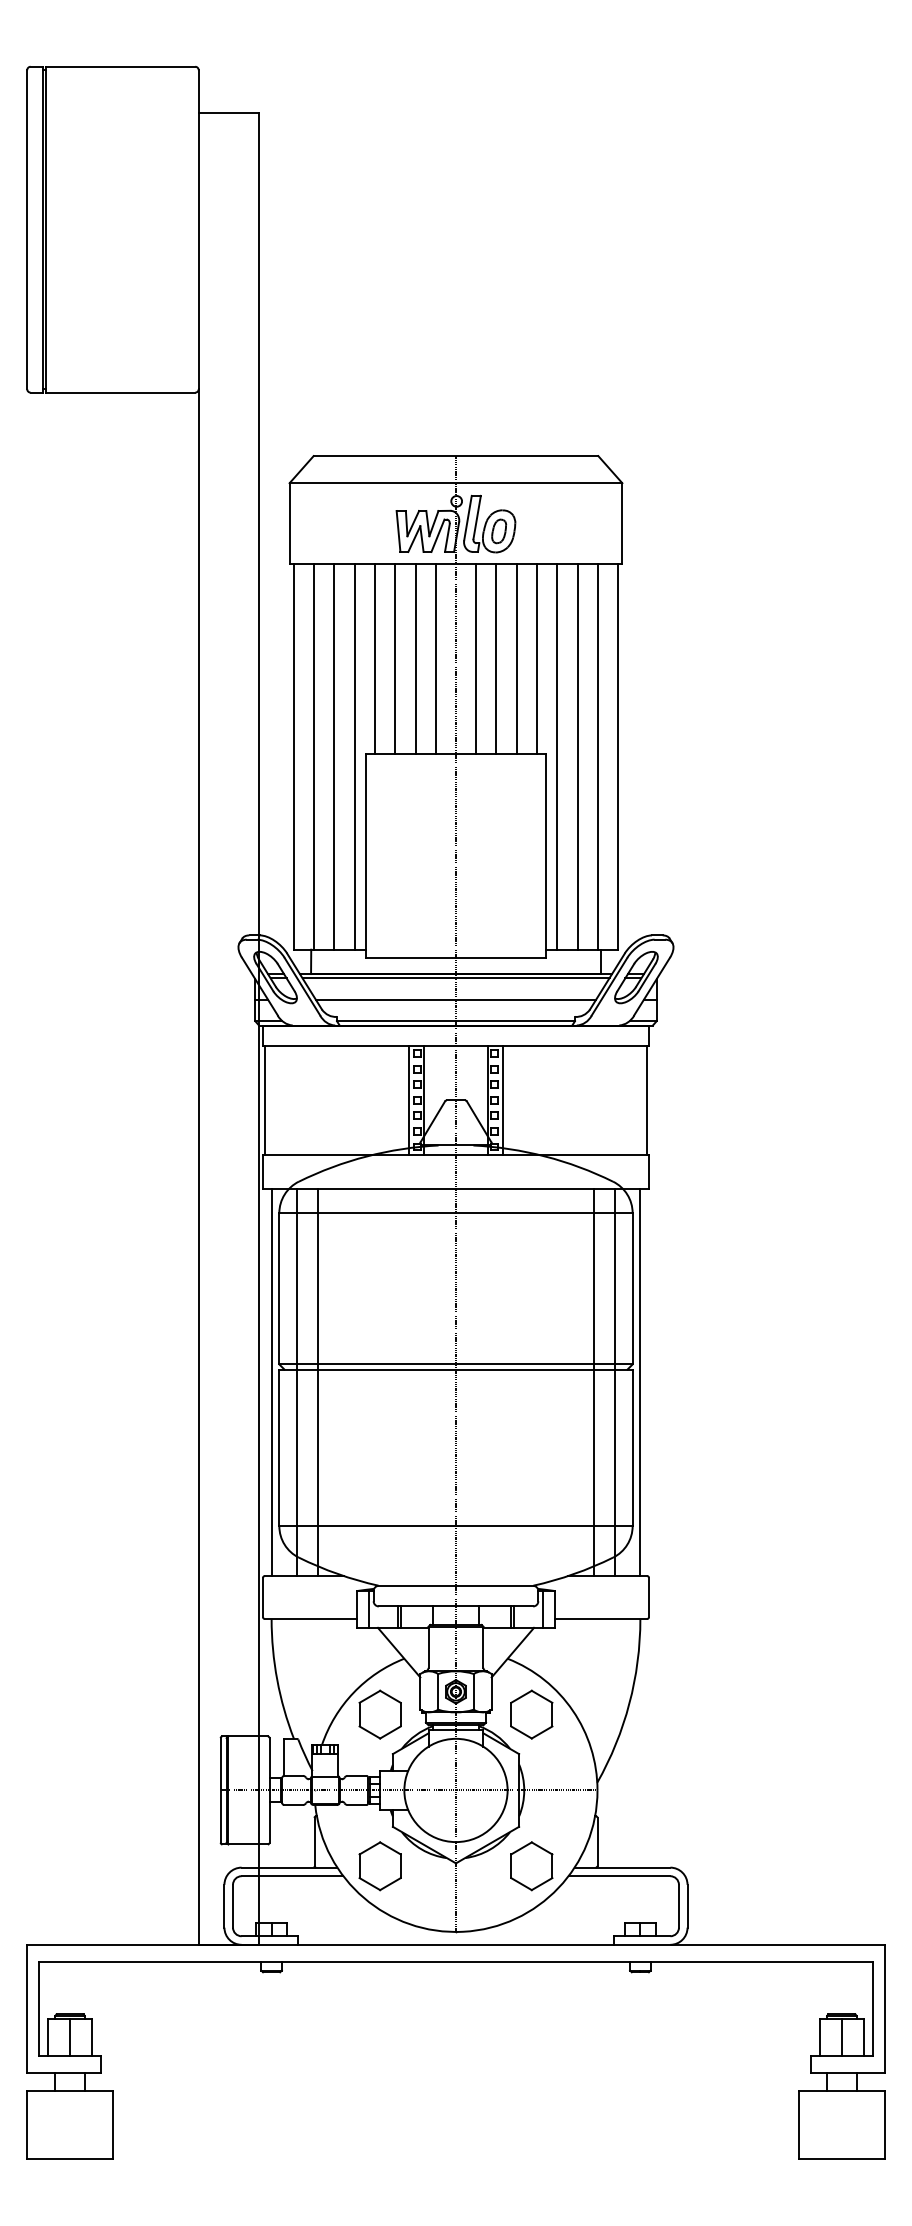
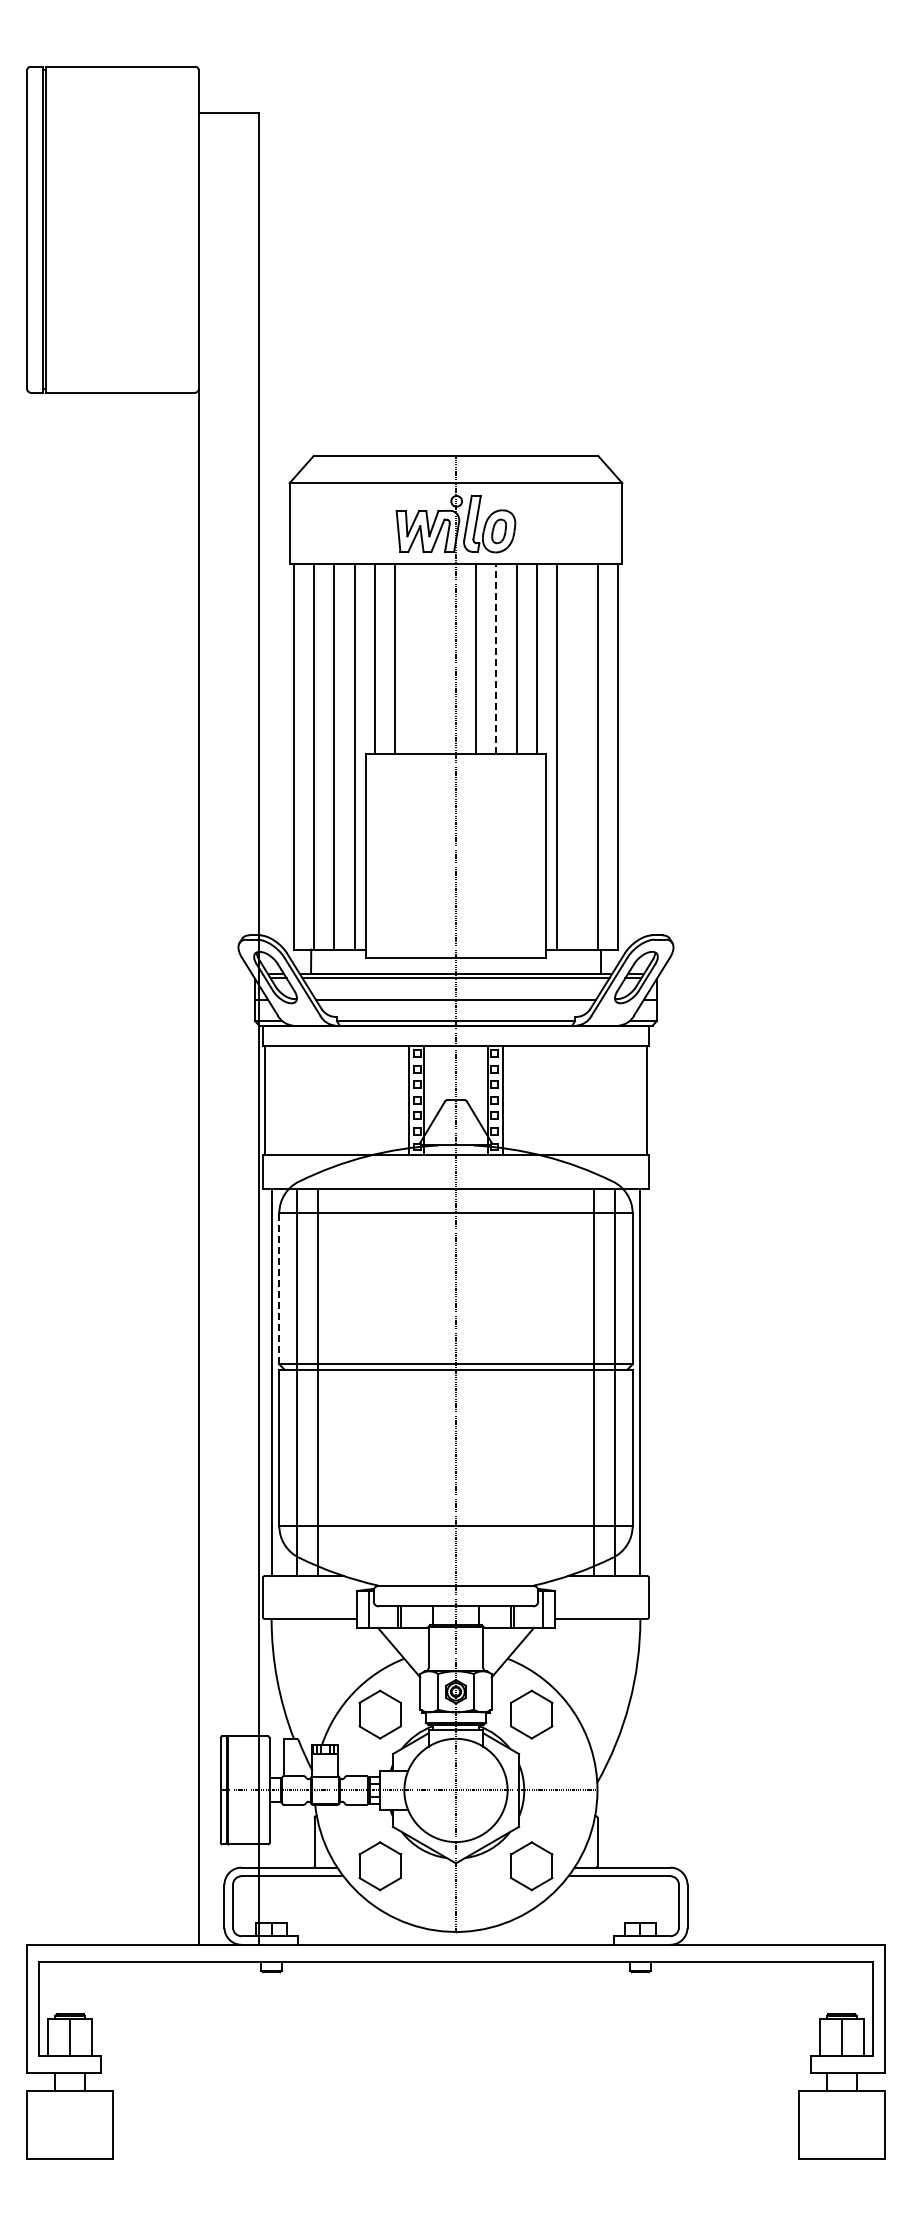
line: present -> none (415, 659)
line: present -> none (435, 659)
line: solid -> dashed (496, 659)
line: present -> none (577, 756)
line: solid -> dashed (279, 1288)
